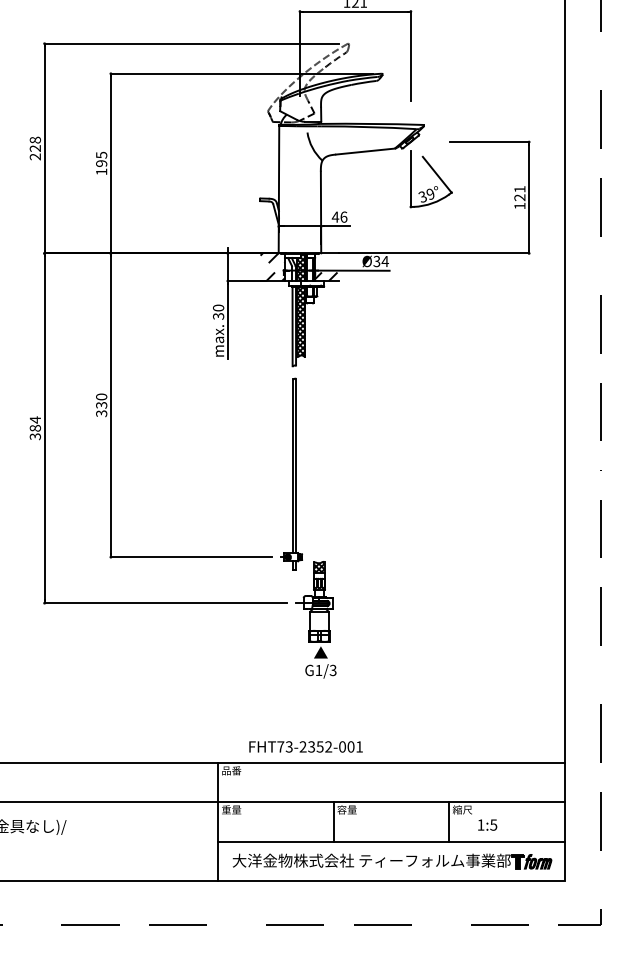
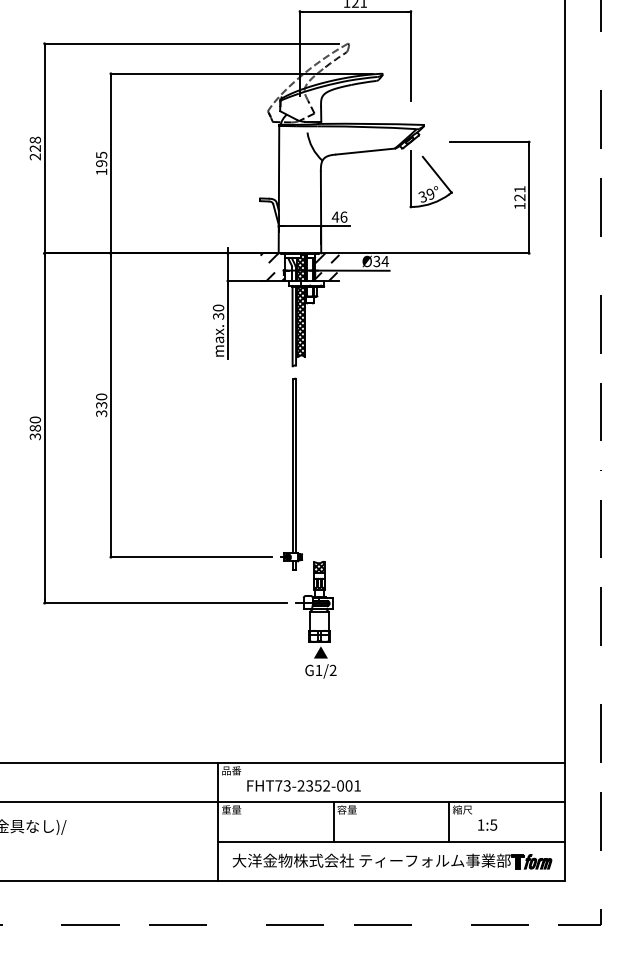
hatch: none -> present (327, 258)
text: 384 -> 380 (34, 419)
text: G1/3 -> G1/2 (332, 670)
text position: (305, 746) -> (303, 785) (303, 785)
